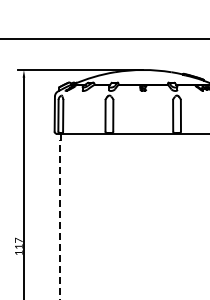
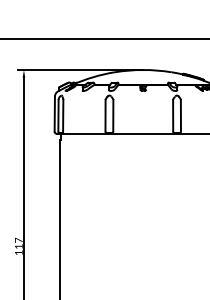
line: dashed -> solid (59, 219)
